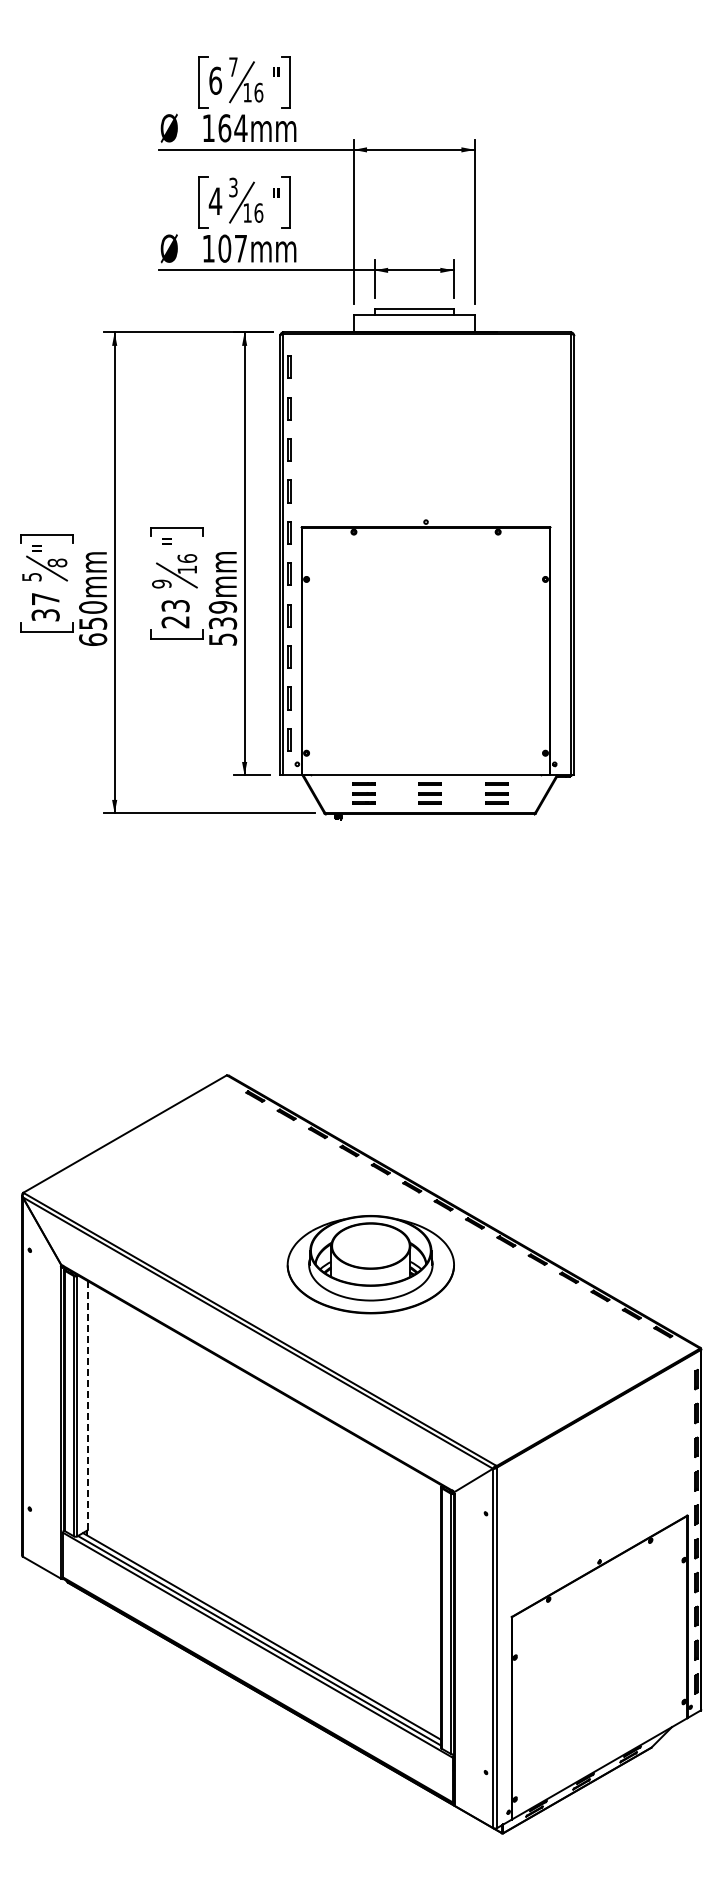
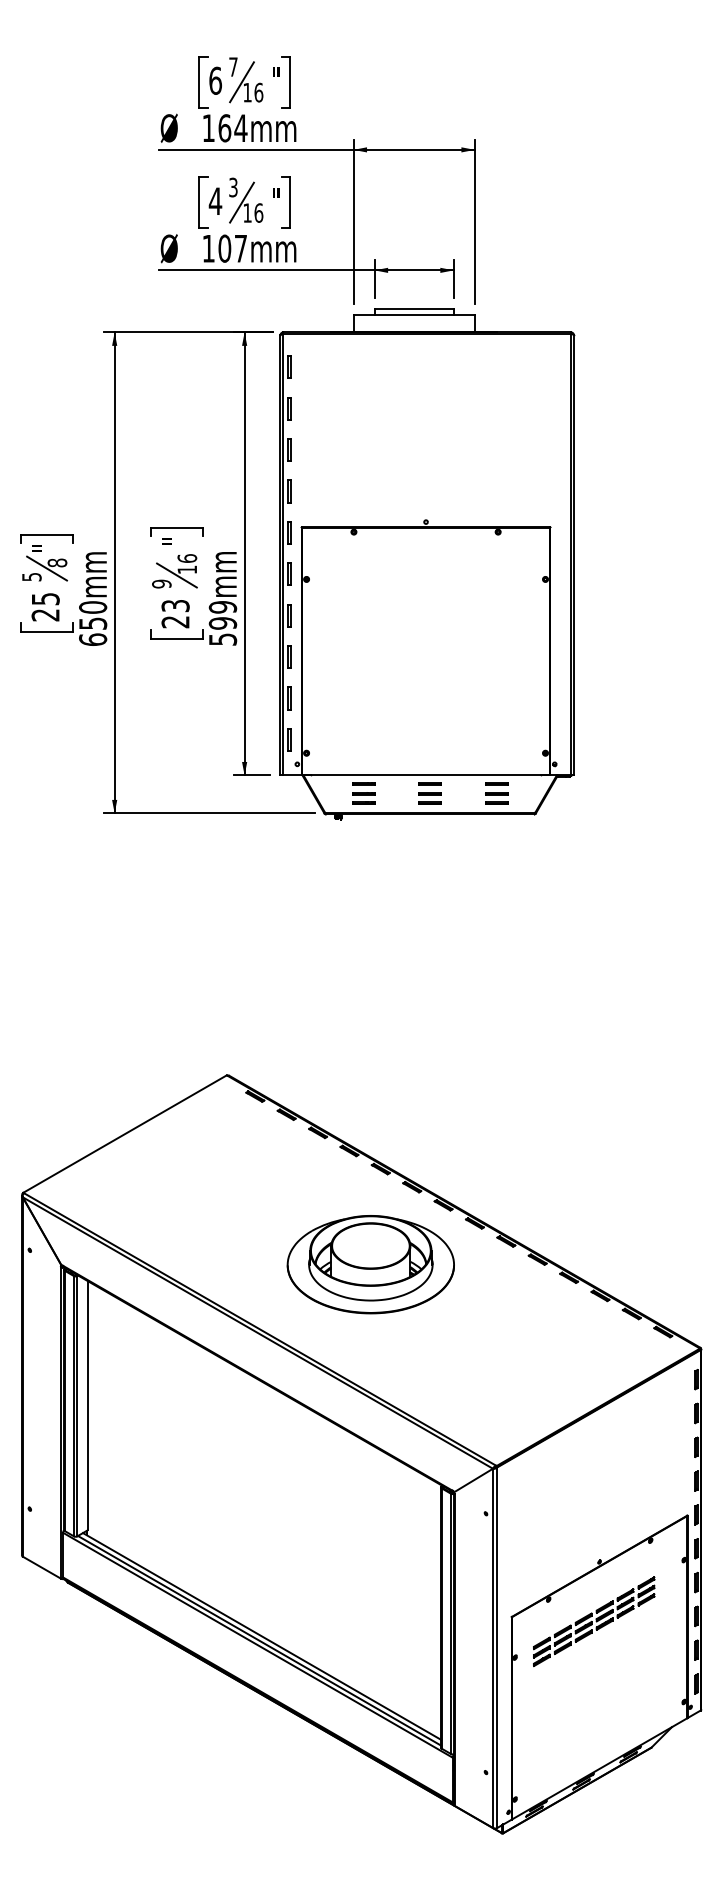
text: 37 -> 25 (45, 607)
text: 539mm -> 599mm (222, 623)
line: dashed -> solid (87, 1405)
part: none -> present (594, 1621)
